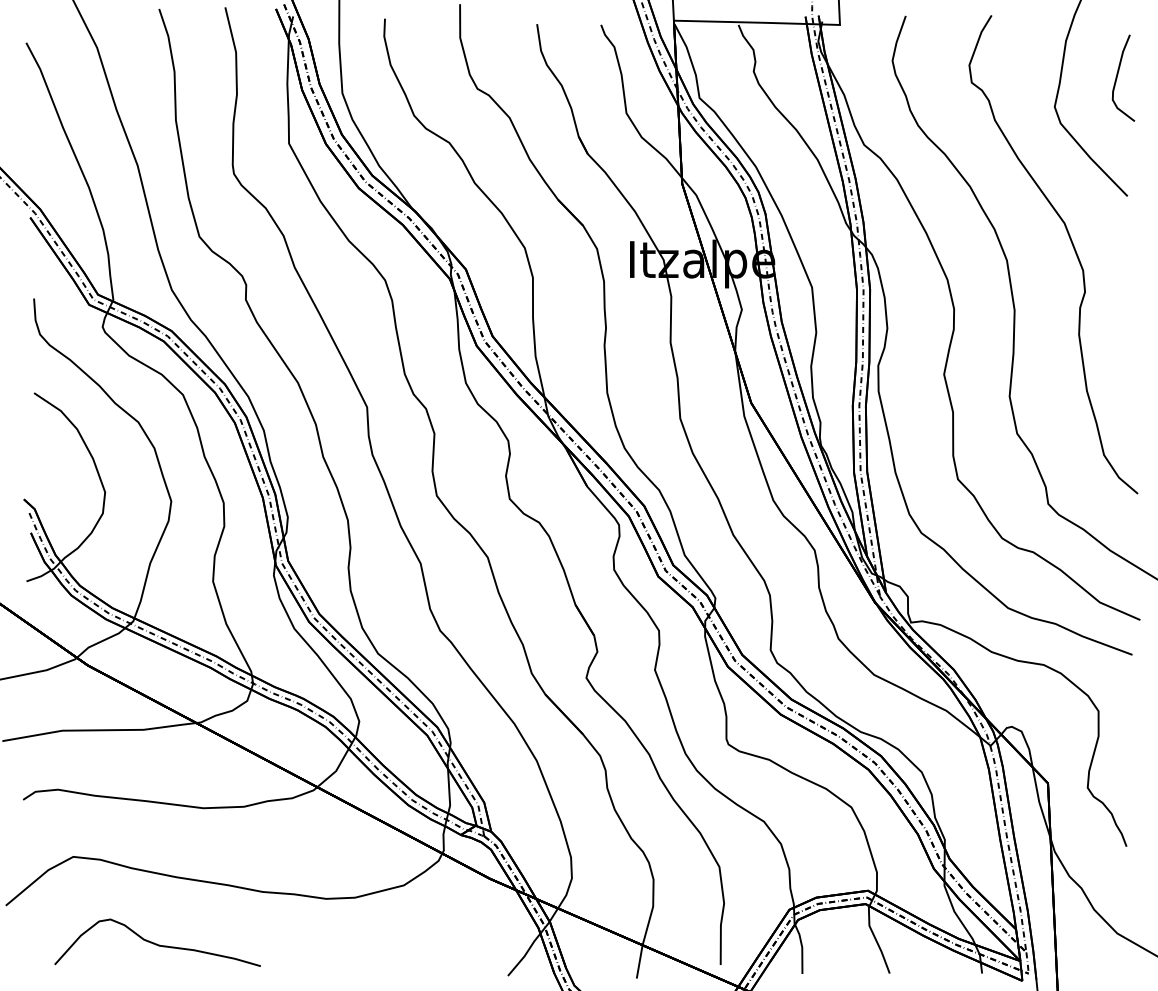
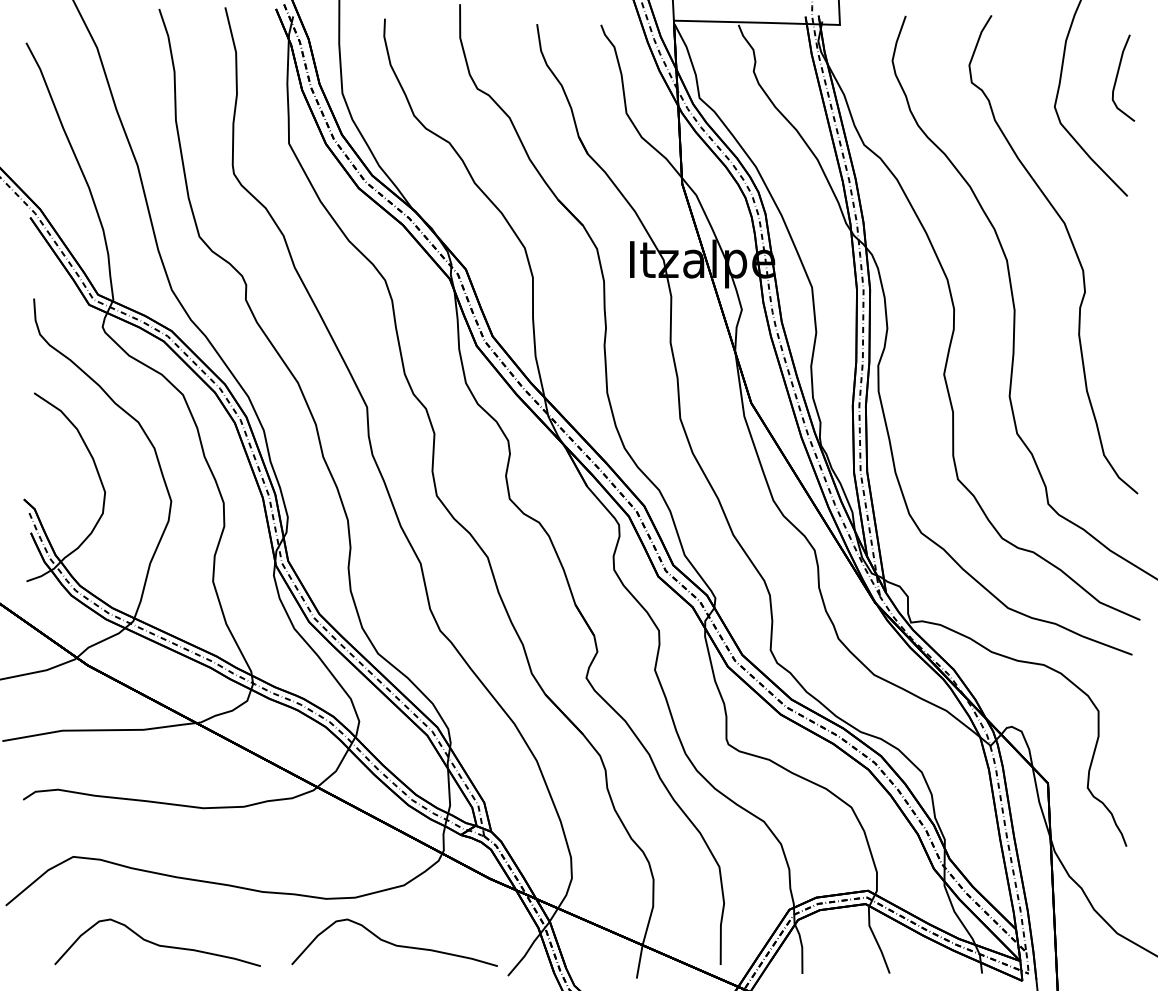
curve: none -> present (394, 943)
